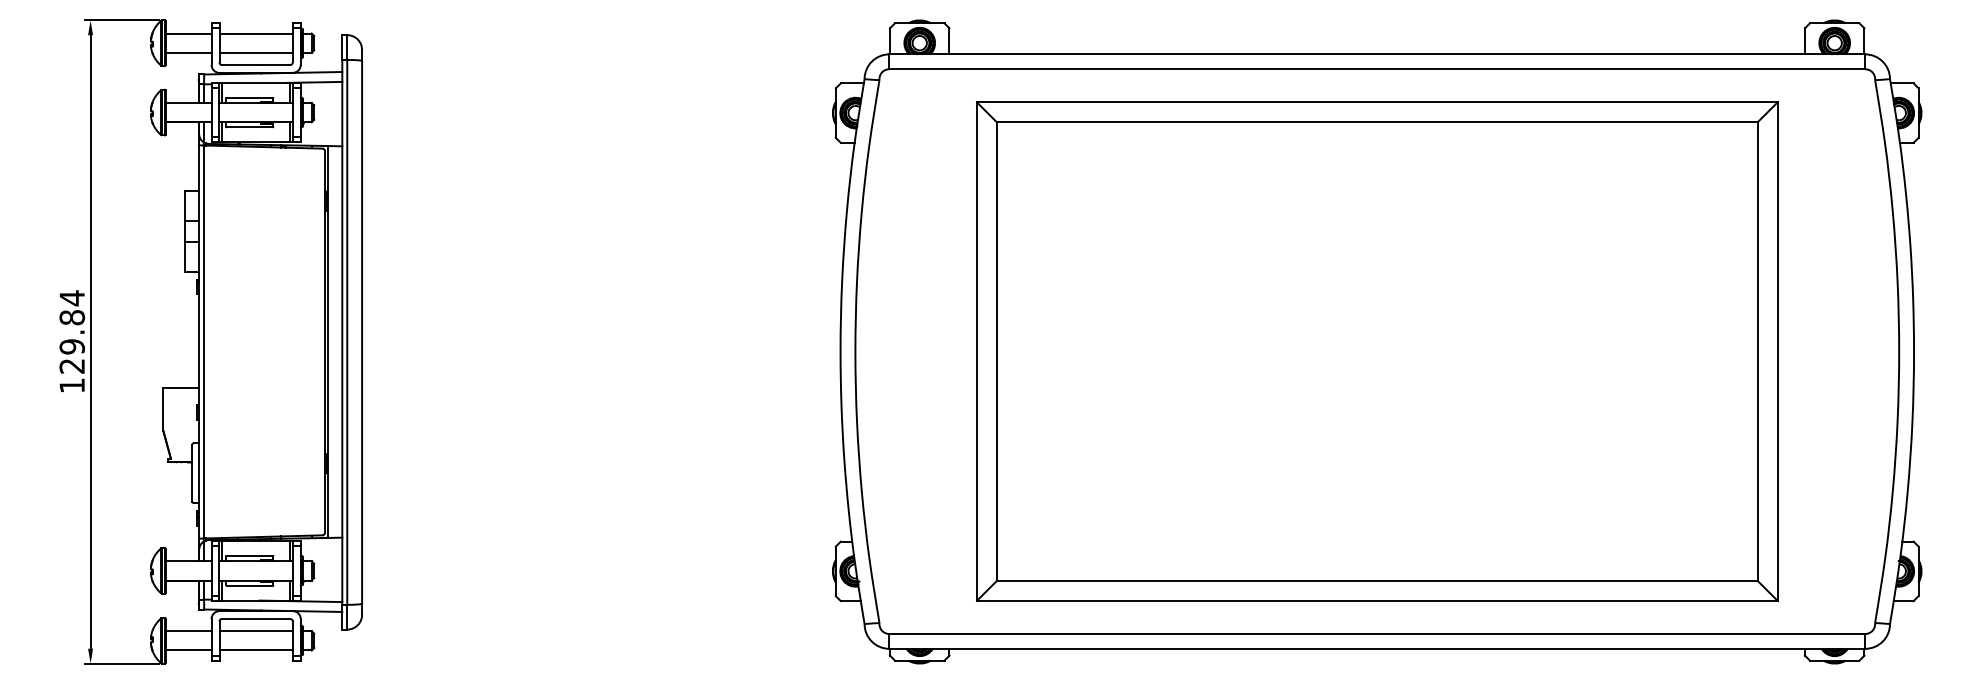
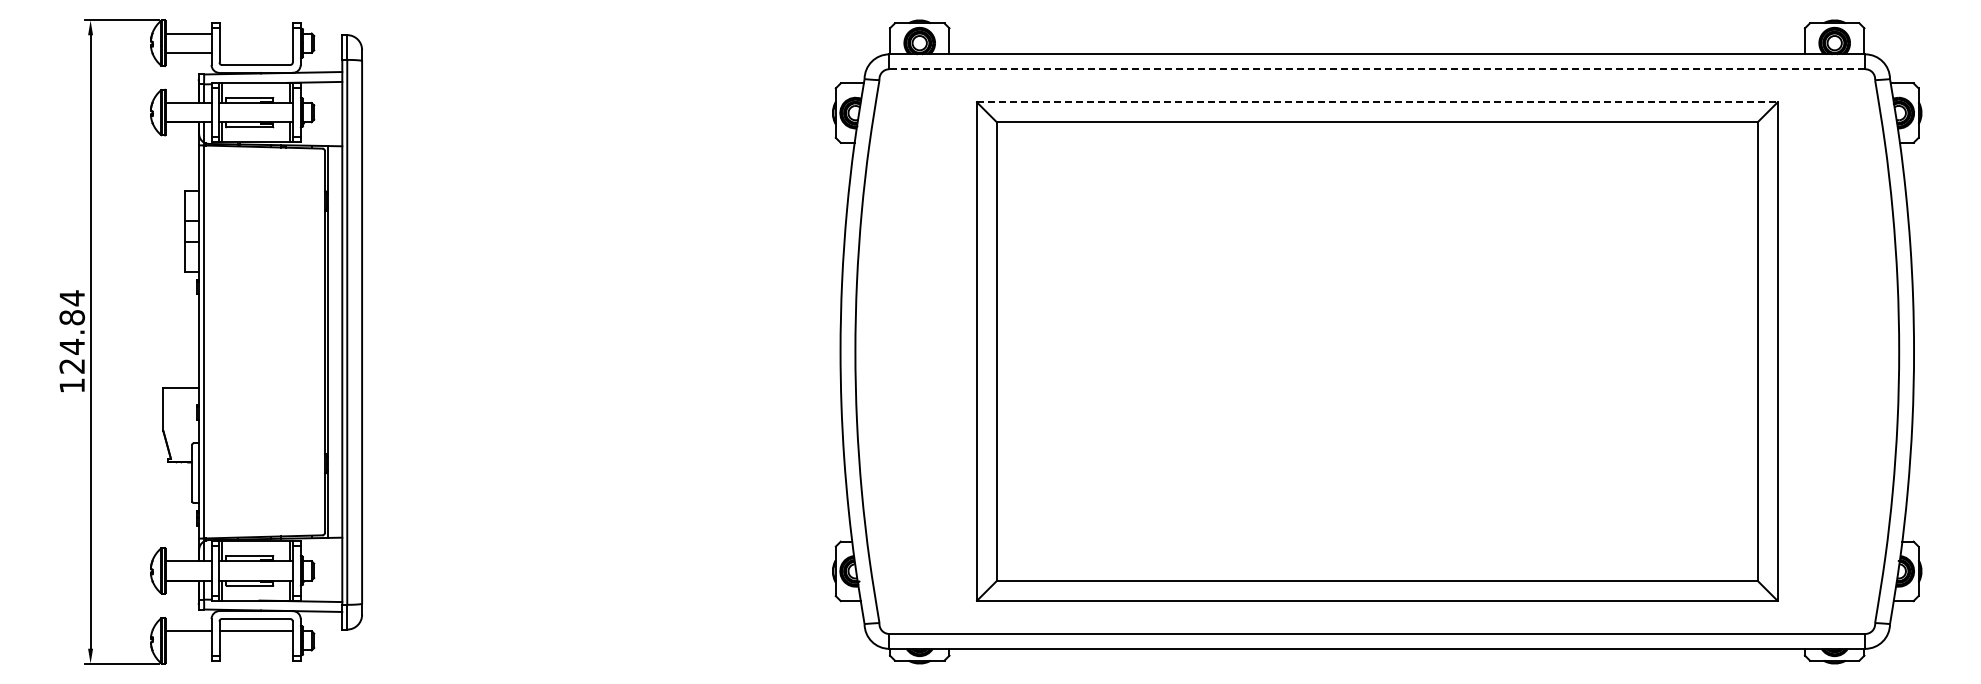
line: present -> none (255, 33)
line: present -> none (255, 52)
line: solid -> dashed (1377, 69)
line: solid -> dashed (1377, 102)
text: 129.84 -> 124.84 (72, 346)
line: present -> none (188, 650)
line: present -> none (255, 650)
